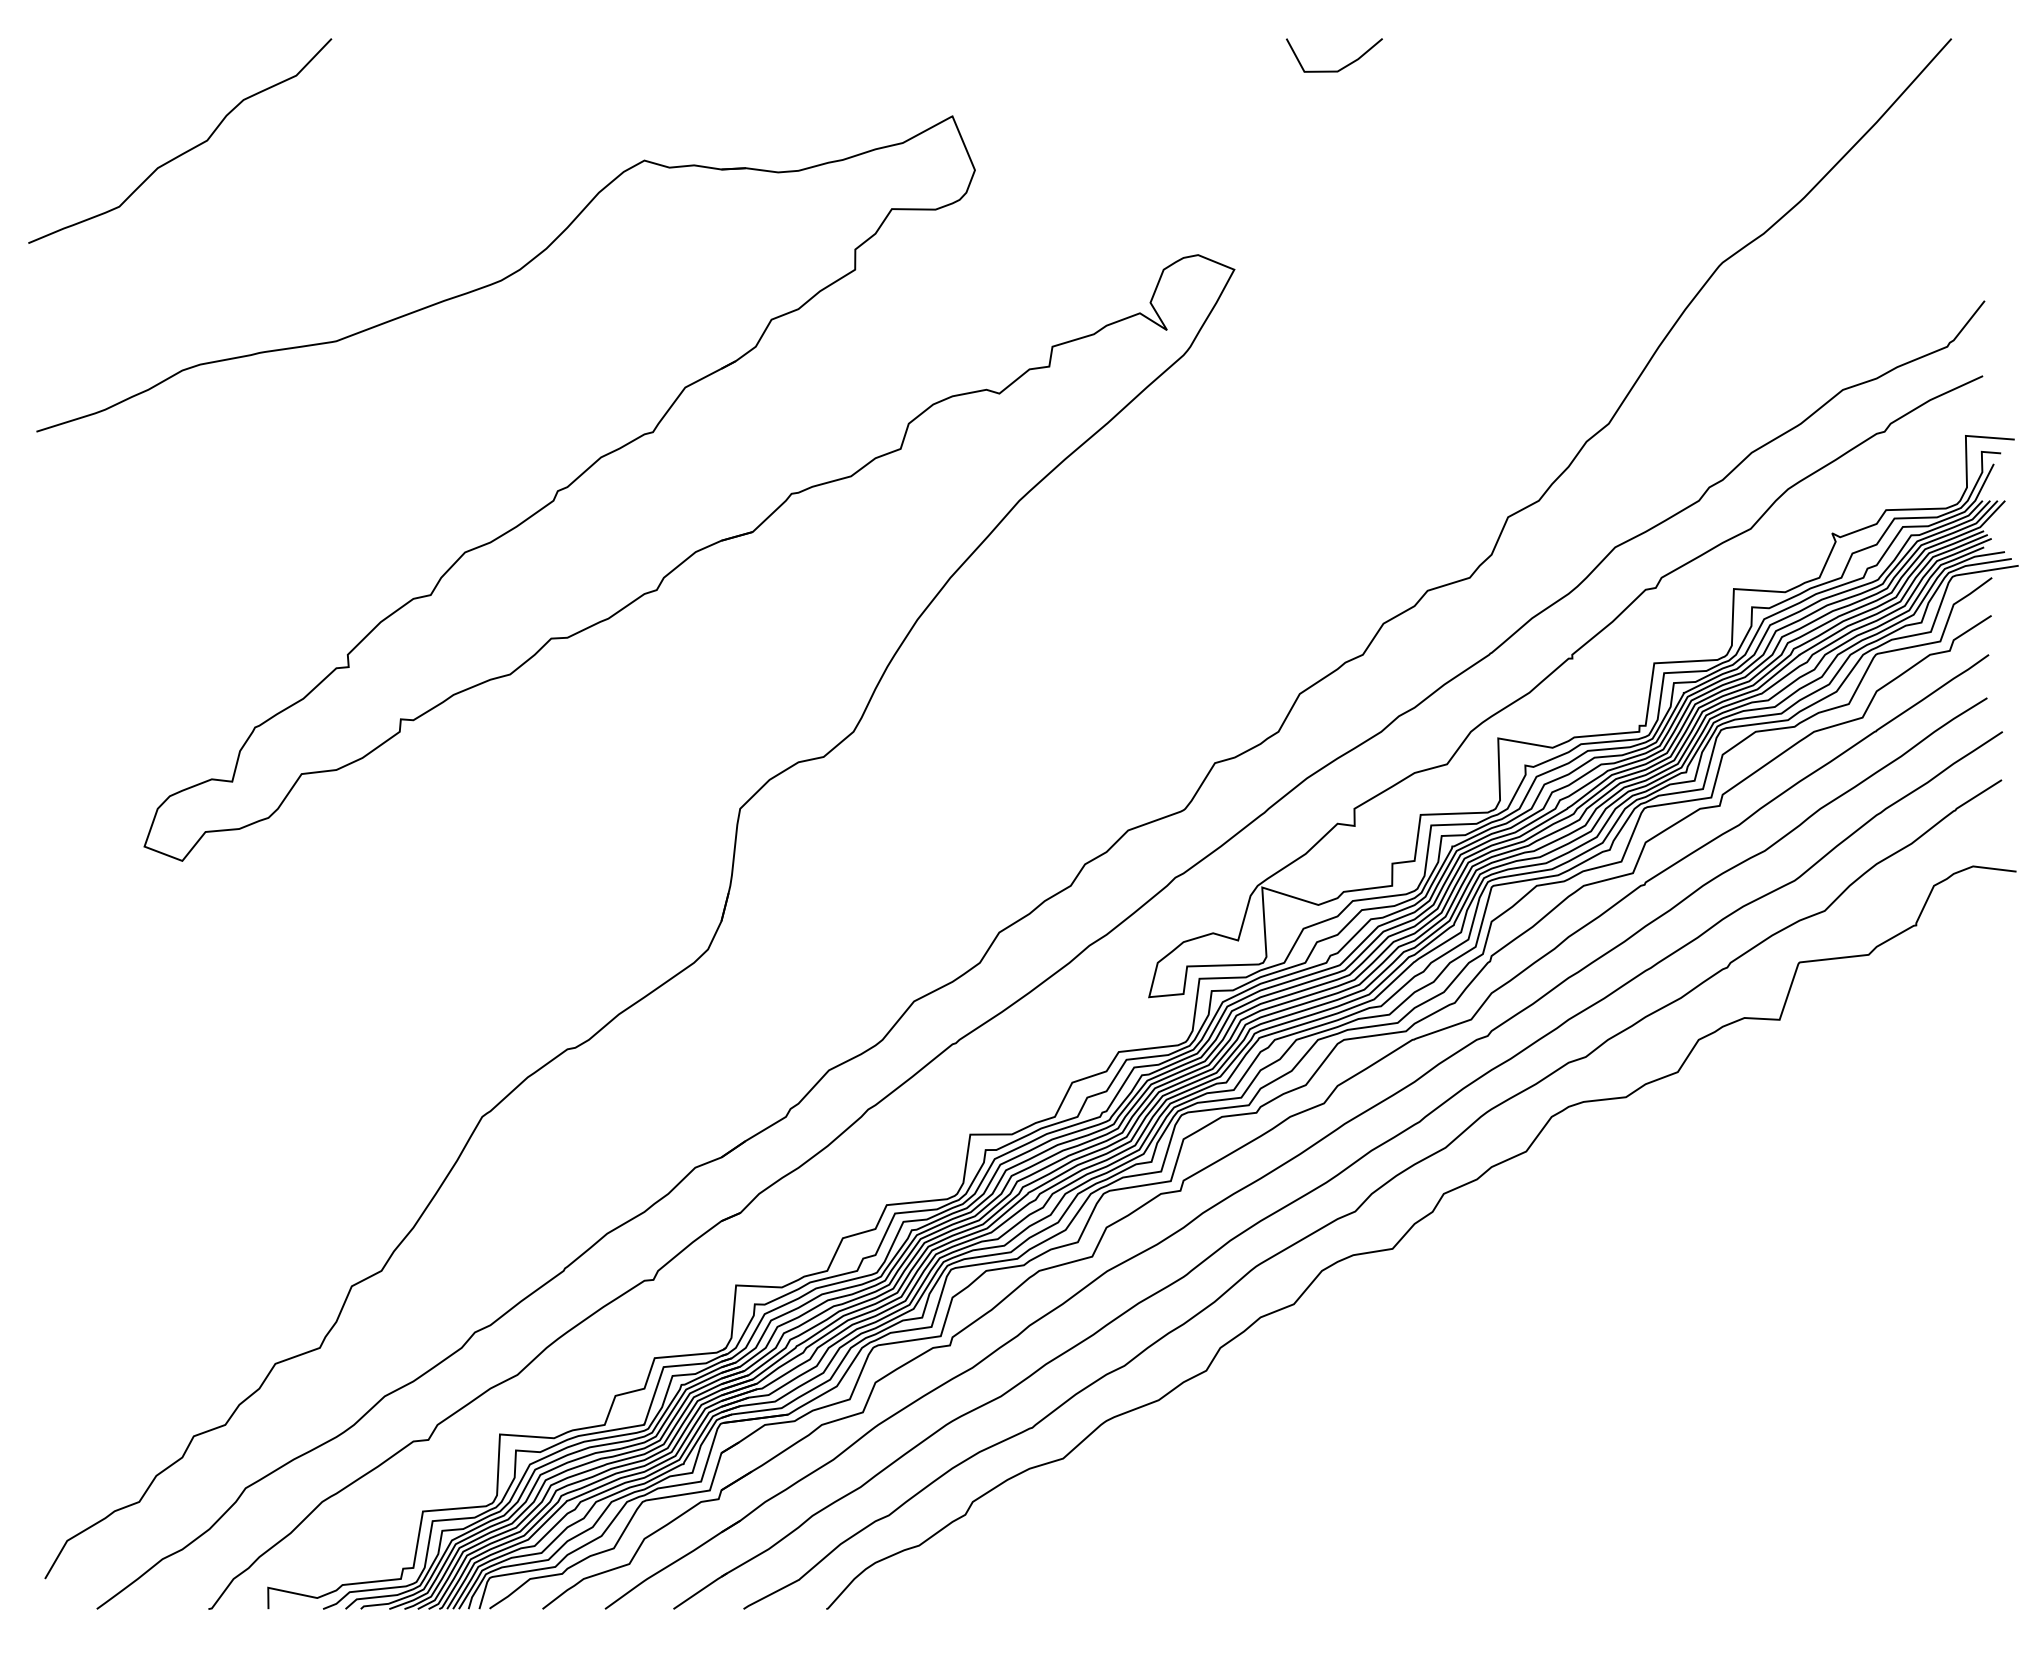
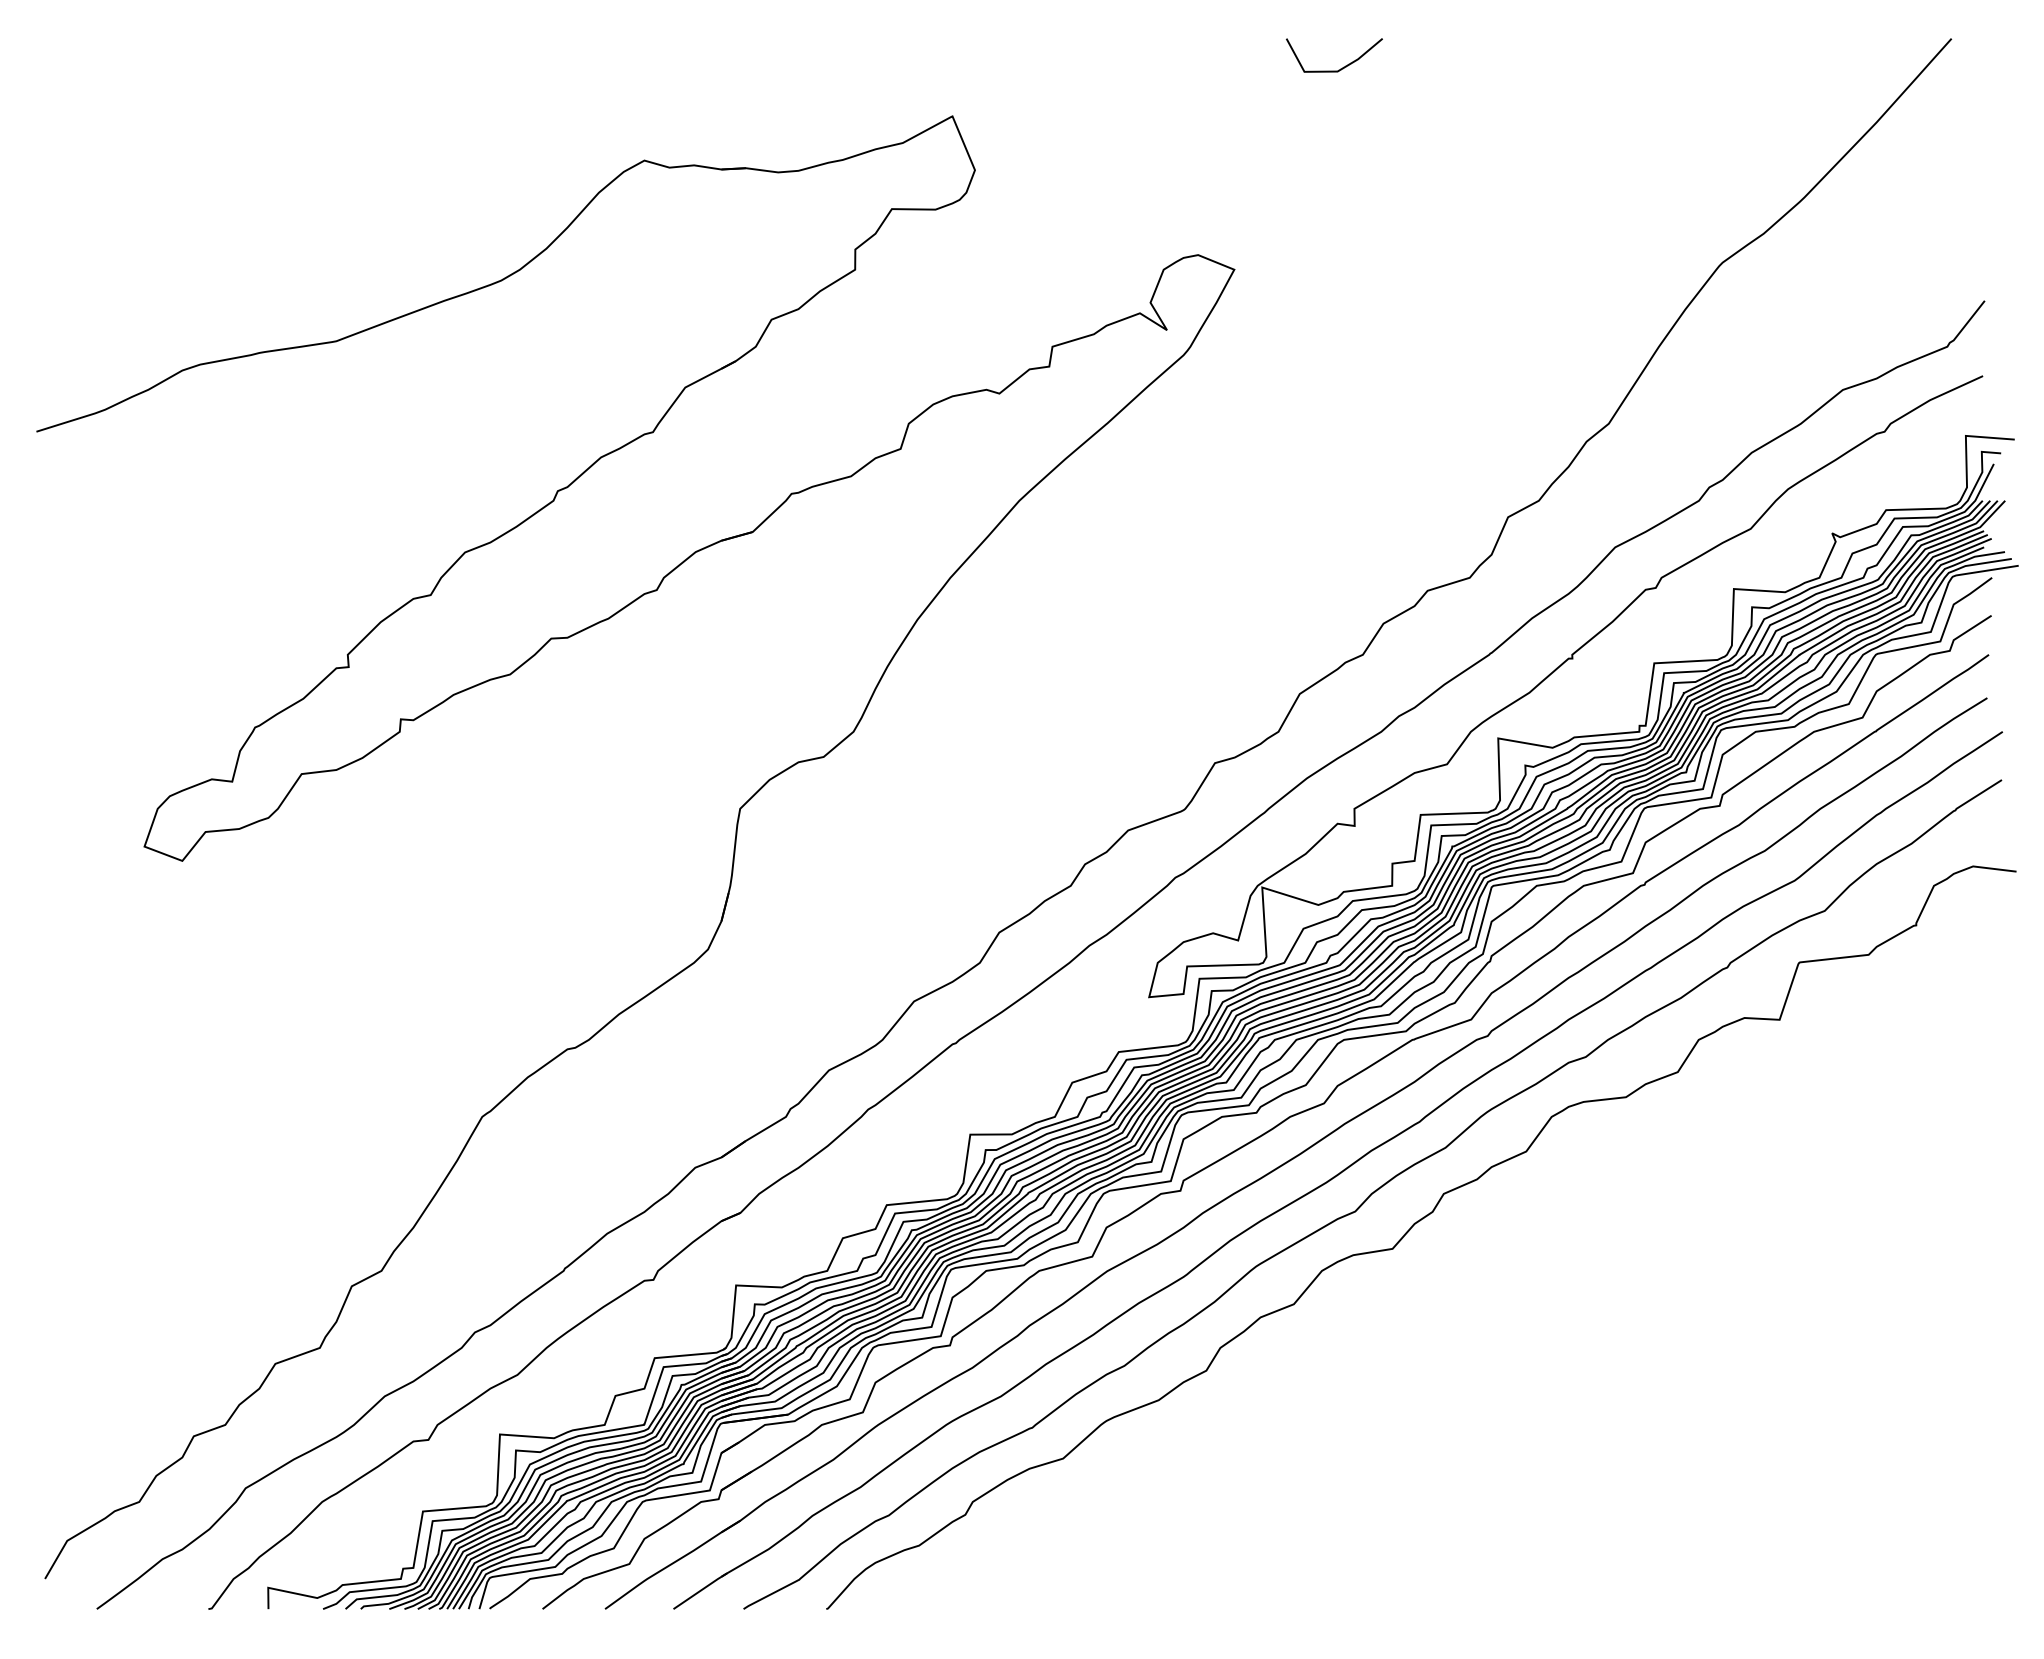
curve: present -> none (186, 150)
